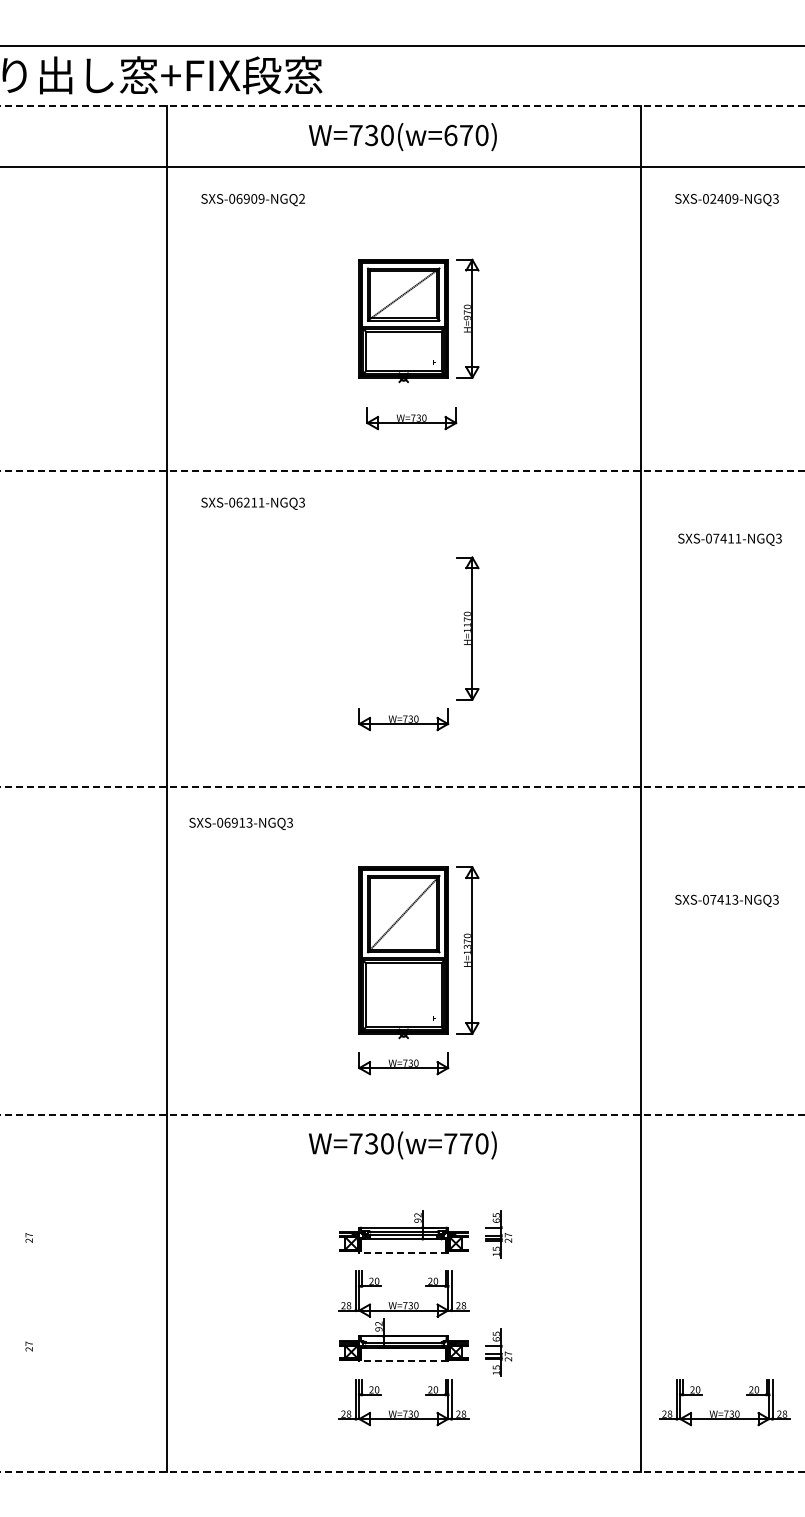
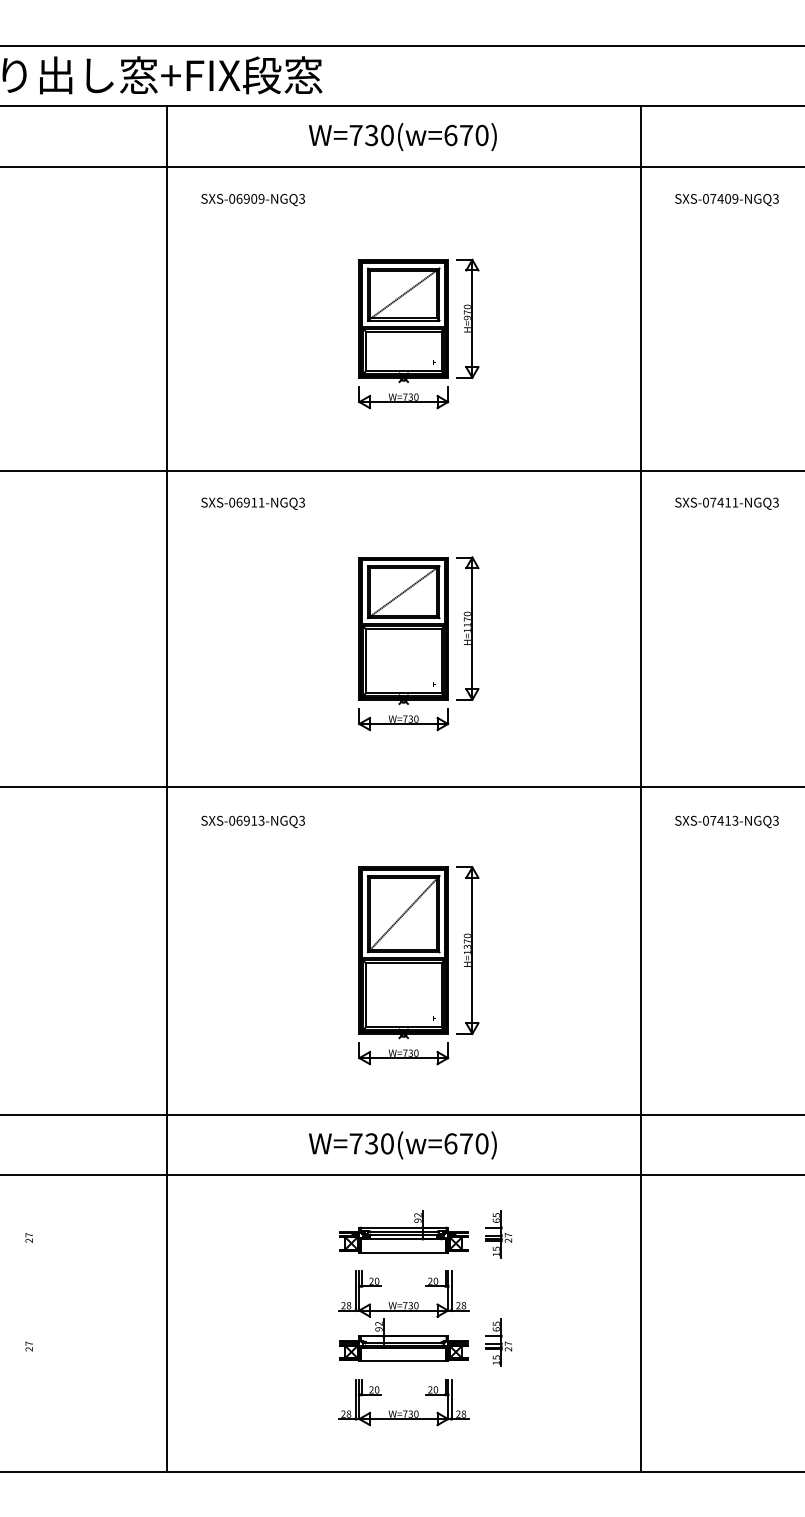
line: dashed -> solid (402, 106)
text: SXS-02409-NGQ3 -> SXS-07409-NGQ3 (713, 198)
text: SXS-06909-NGQ2 -> SXS-06909-NGQ3 (302, 199)
part position: (411, 418) -> (403, 397) (403, 397)
line: dashed -> solid (402, 470)
text: SXS-06211-NGQ3 -> SXS-06911-NGQ3 (246, 502)
text position: (729, 539) -> (726, 503) (726, 503)
part: none -> present (403, 630)
line: dashed -> solid (402, 786)
text position: (240, 823) -> (252, 821) (252, 821)
text position: (726, 900) -> (726, 821) (726, 821)
part position: (403, 1063) -> (403, 1053) (403, 1053)
line: dashed -> solid (402, 1114)
text: W=730(w=770) -> W=730(w=670) (450, 1143)
line: none -> present (401, 1175)
line: dashed -> solid (403, 1252)
part position: (498, 1352) -> (498, 1342) (498, 1342)
line: dashed -> solid (403, 1361)
part: present -> none (724, 1410)
line: dashed -> solid (402, 1471)
